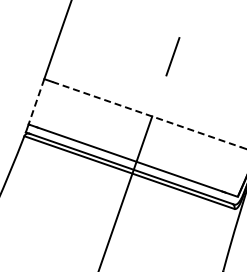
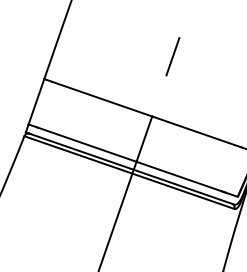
line: dashed -> solid (36, 101)
line: dashed -> solid (147, 114)
